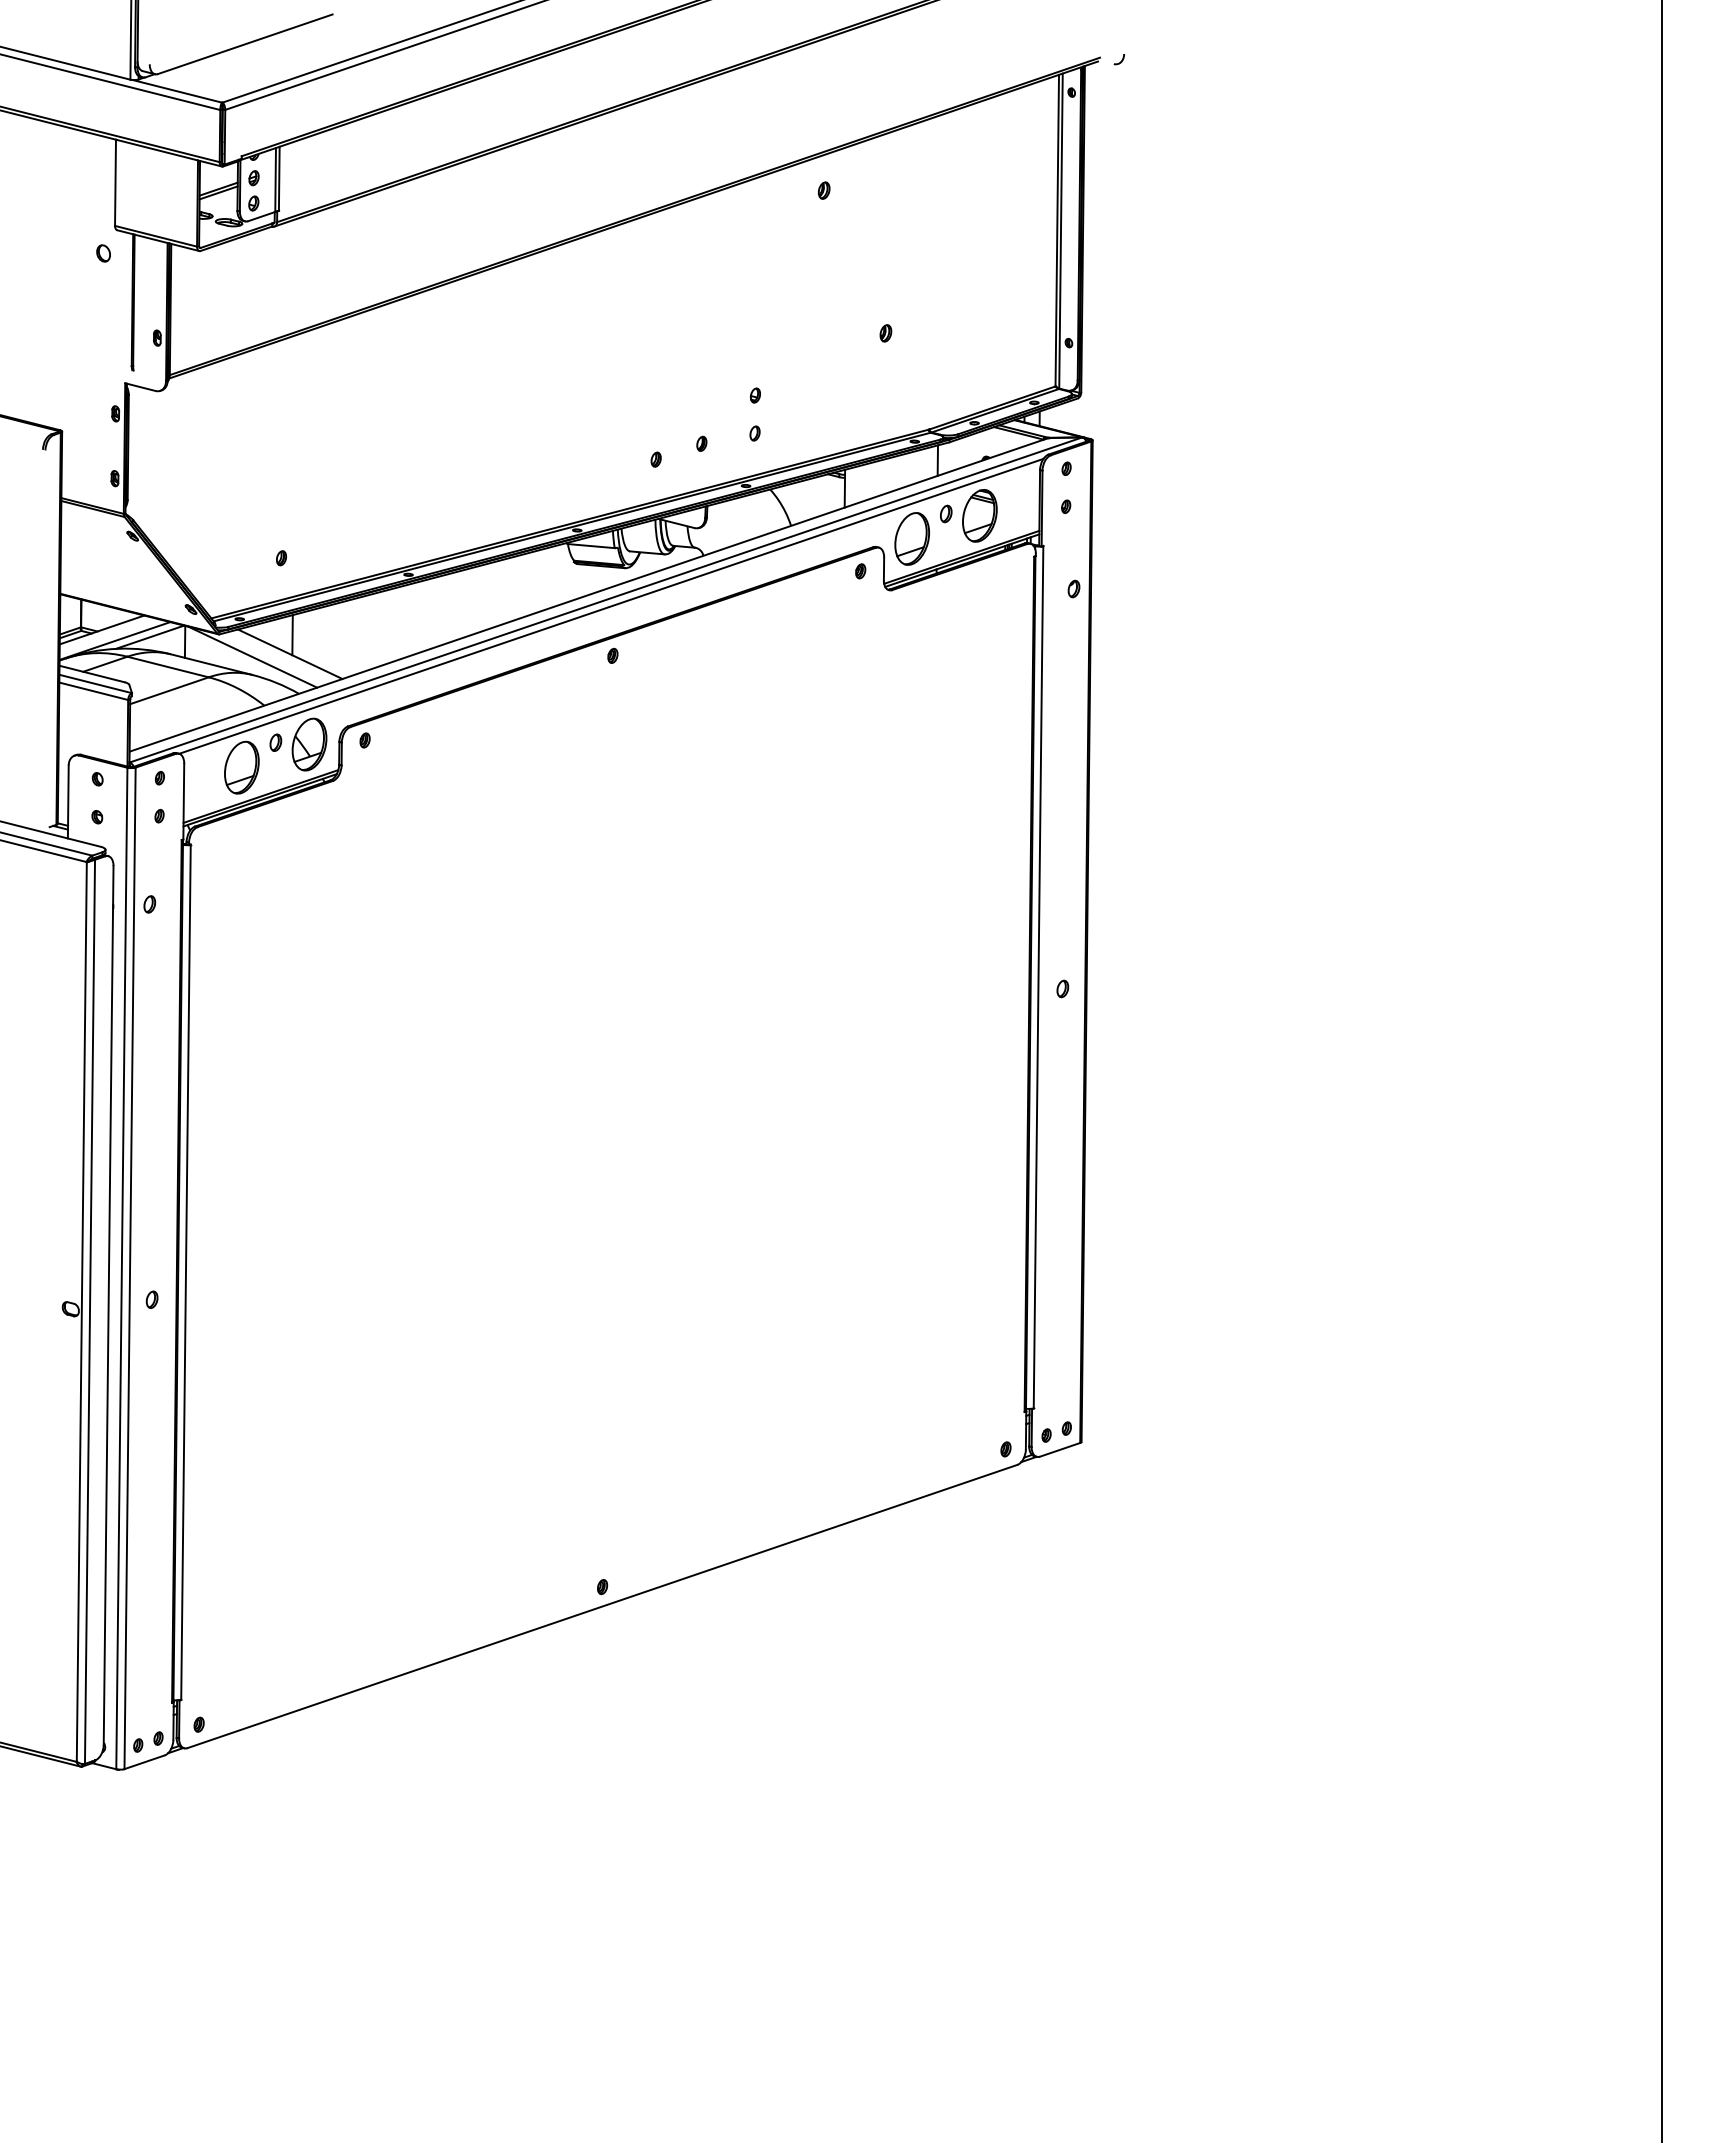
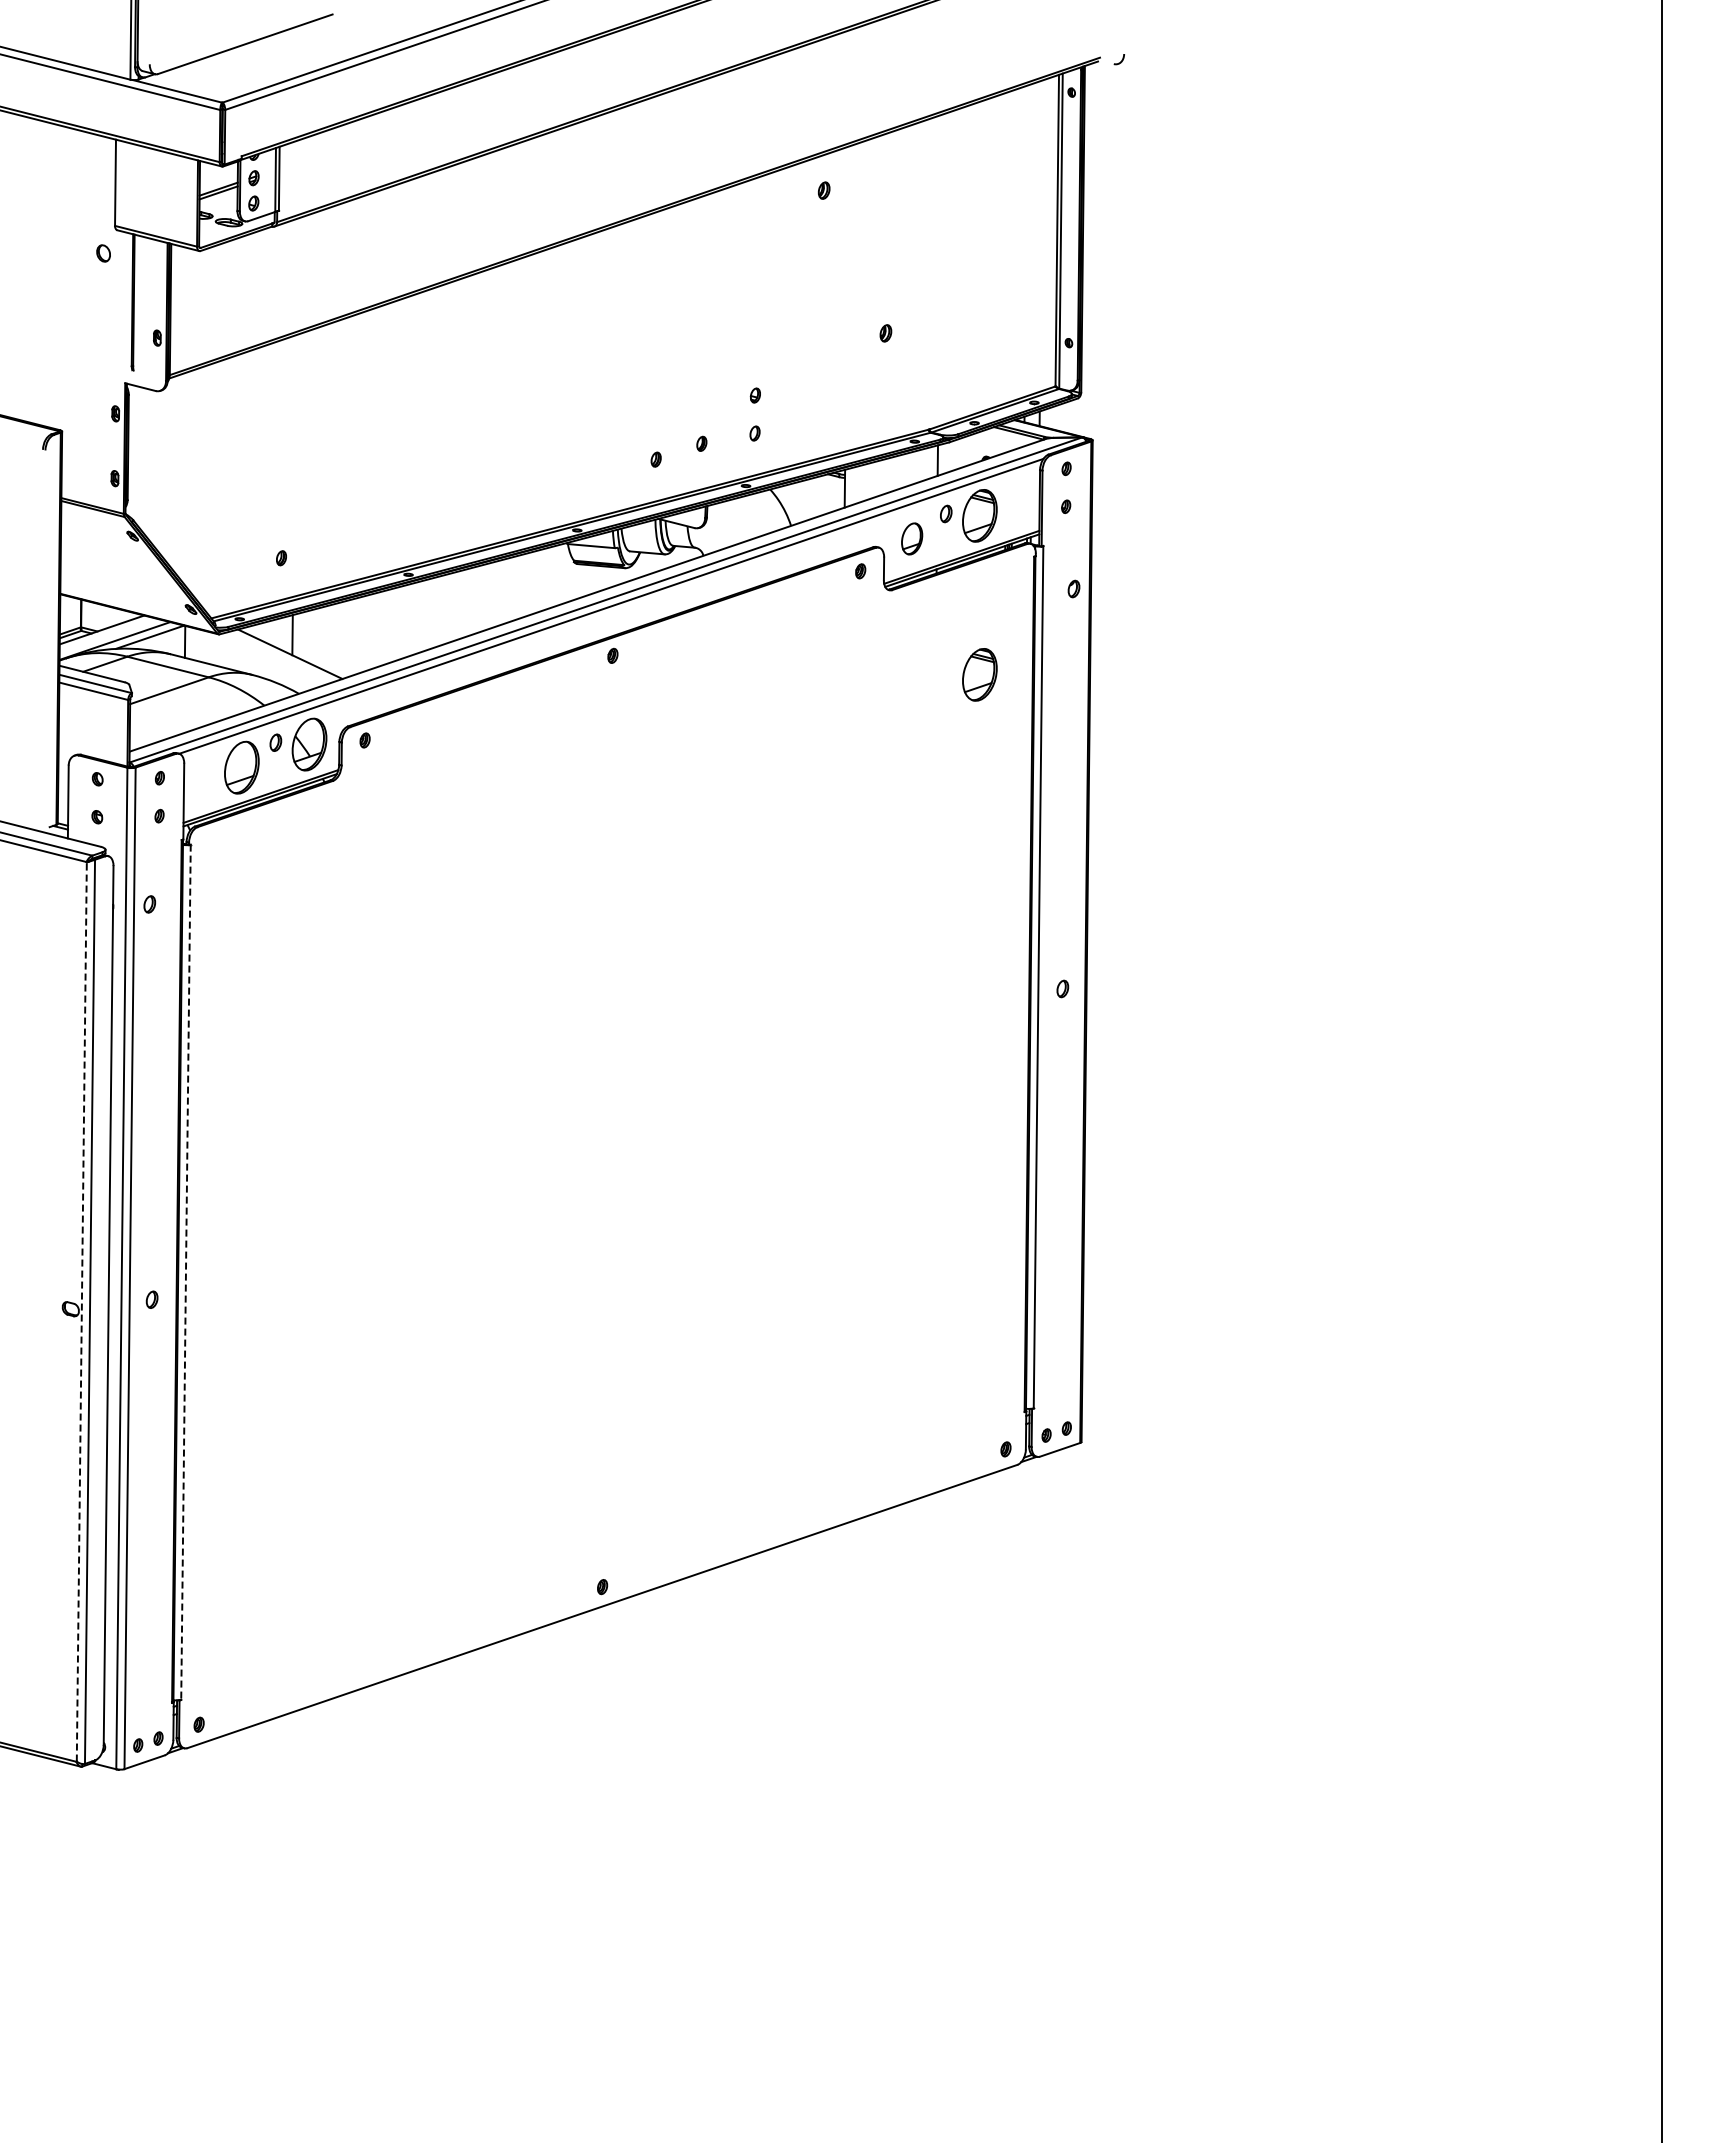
part size: 36x54 px -> 23x34 px (912, 538)
line: present -> none (252, 656)
part: none -> present (979, 674)
line: solid -> dashed (185, 1272)
line: solid -> dashed (81, 1312)
